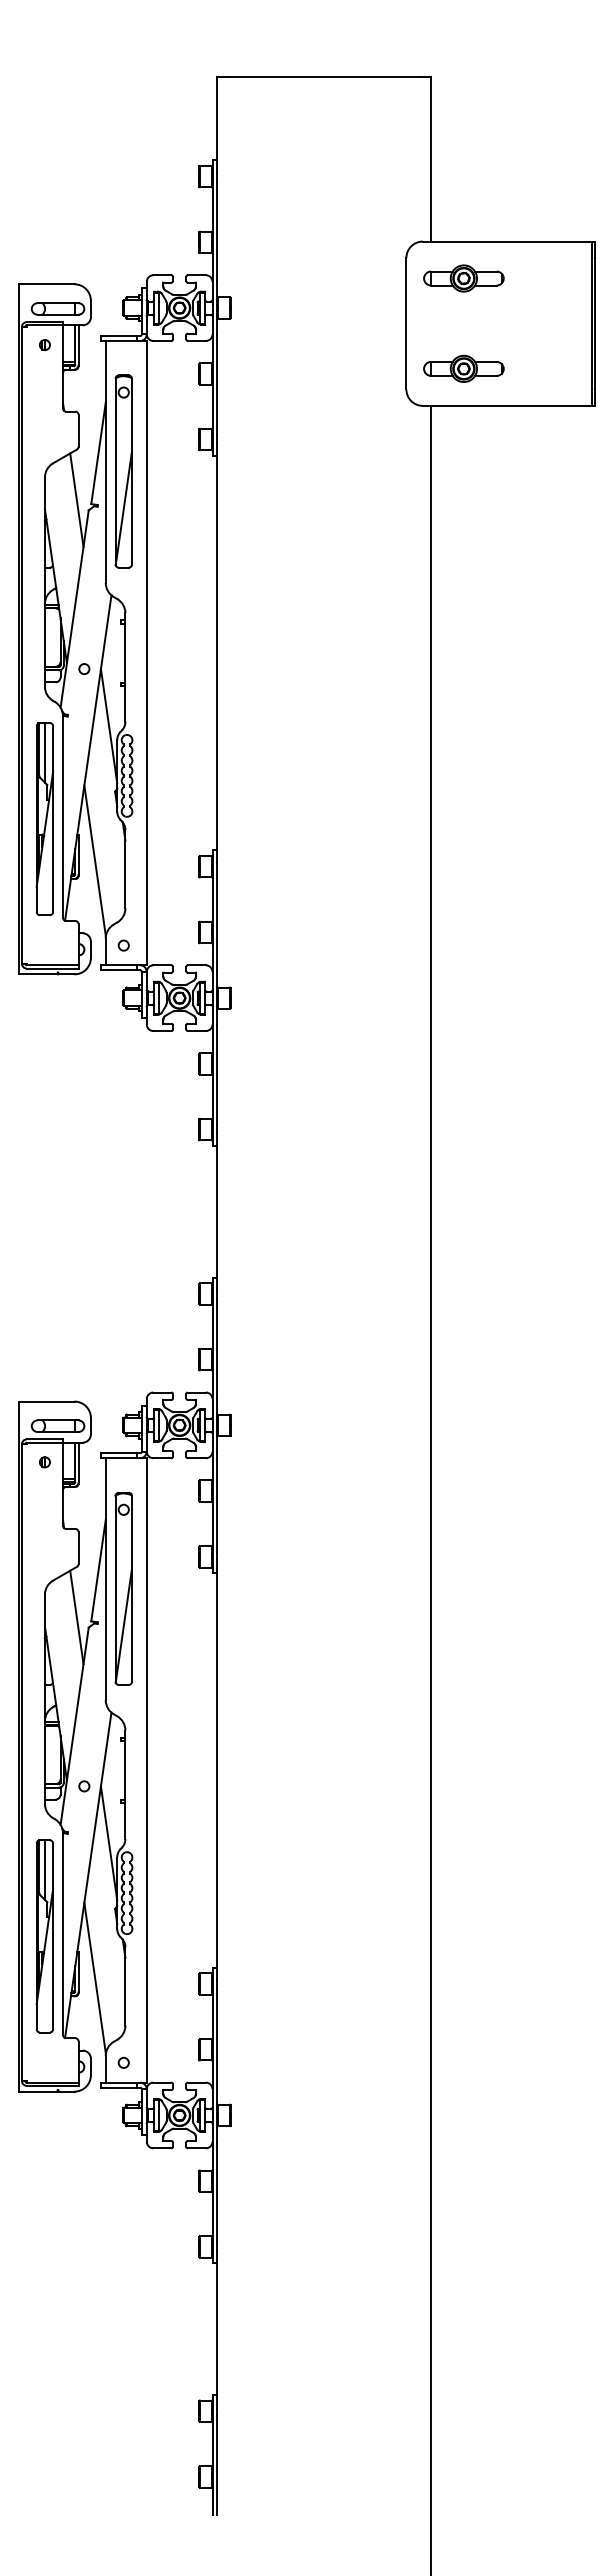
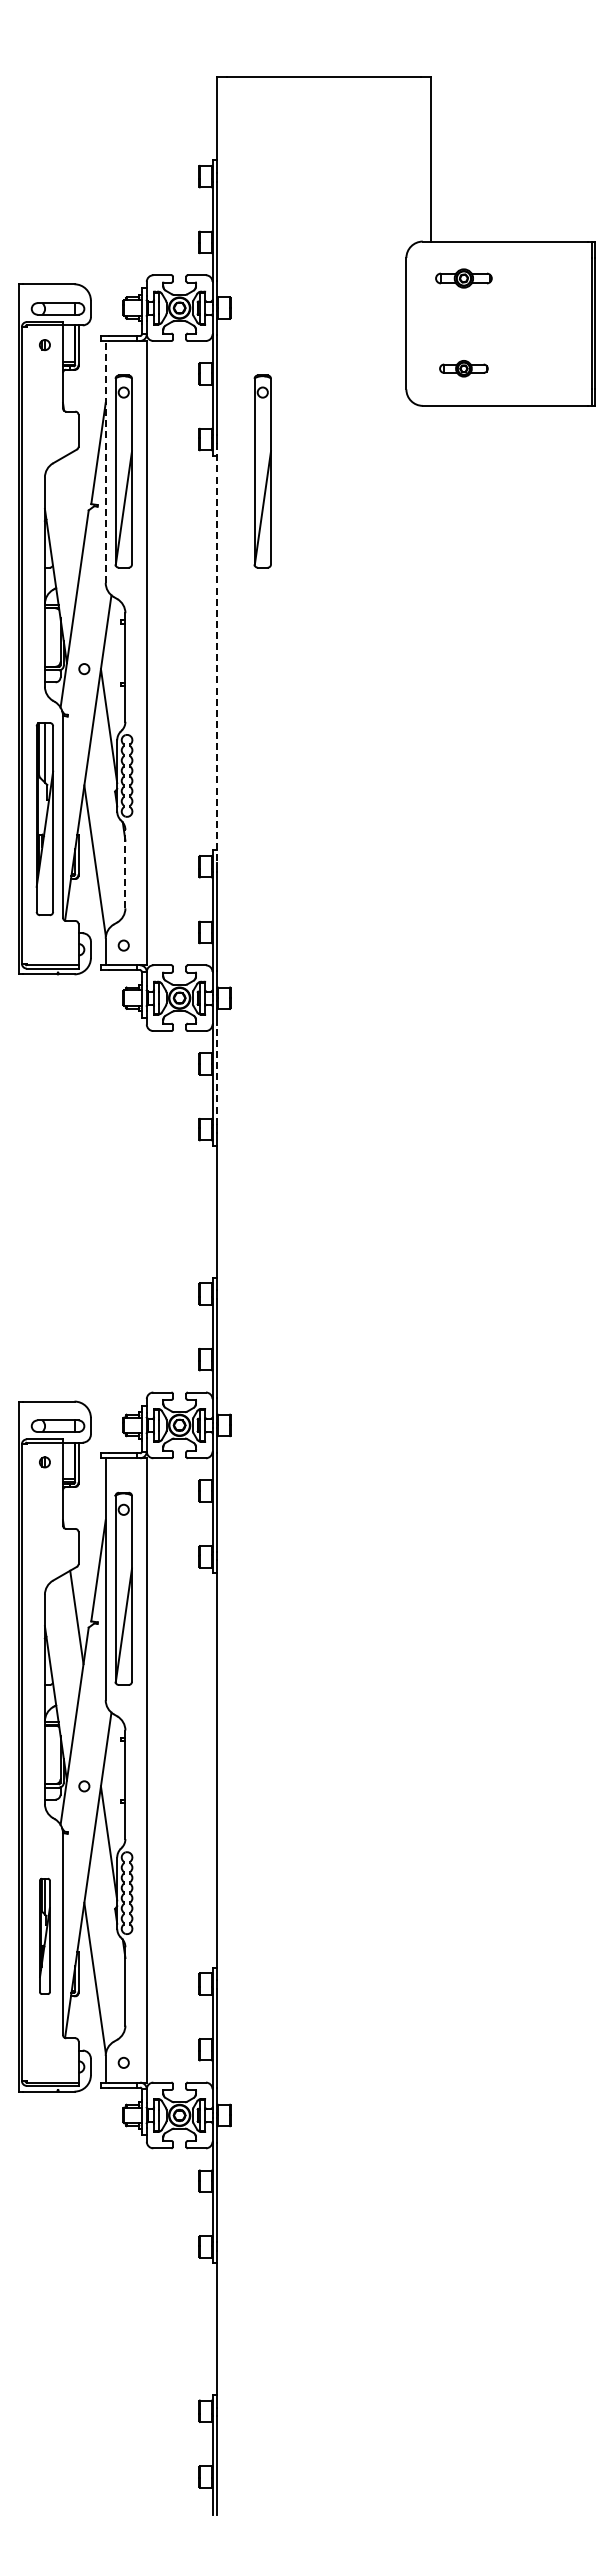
part size: 82x29 px -> 58x21 px (463, 278)
part size: 82x29 px -> 50x18 px (463, 368)
line: solid -> dashed (105, 461)
part: none -> present (262, 471)
line: present -> none (76, 499)
line: solid -> dashed (217, 653)
line: solid -> dashed (125, 868)
line: solid -> dashed (217, 1075)
line: present -> none (431, 1488)
part size: 20x195 px -> 12x118 px (44, 1935)
